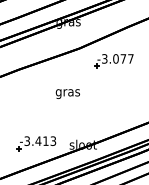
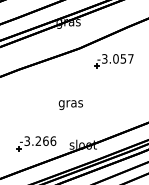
text: -3.077 -> -3.057 (123, 58)
text position: (67, 93) -> (70, 104) (70, 104)
text: -3.413 -> -3.266 (45, 140)
